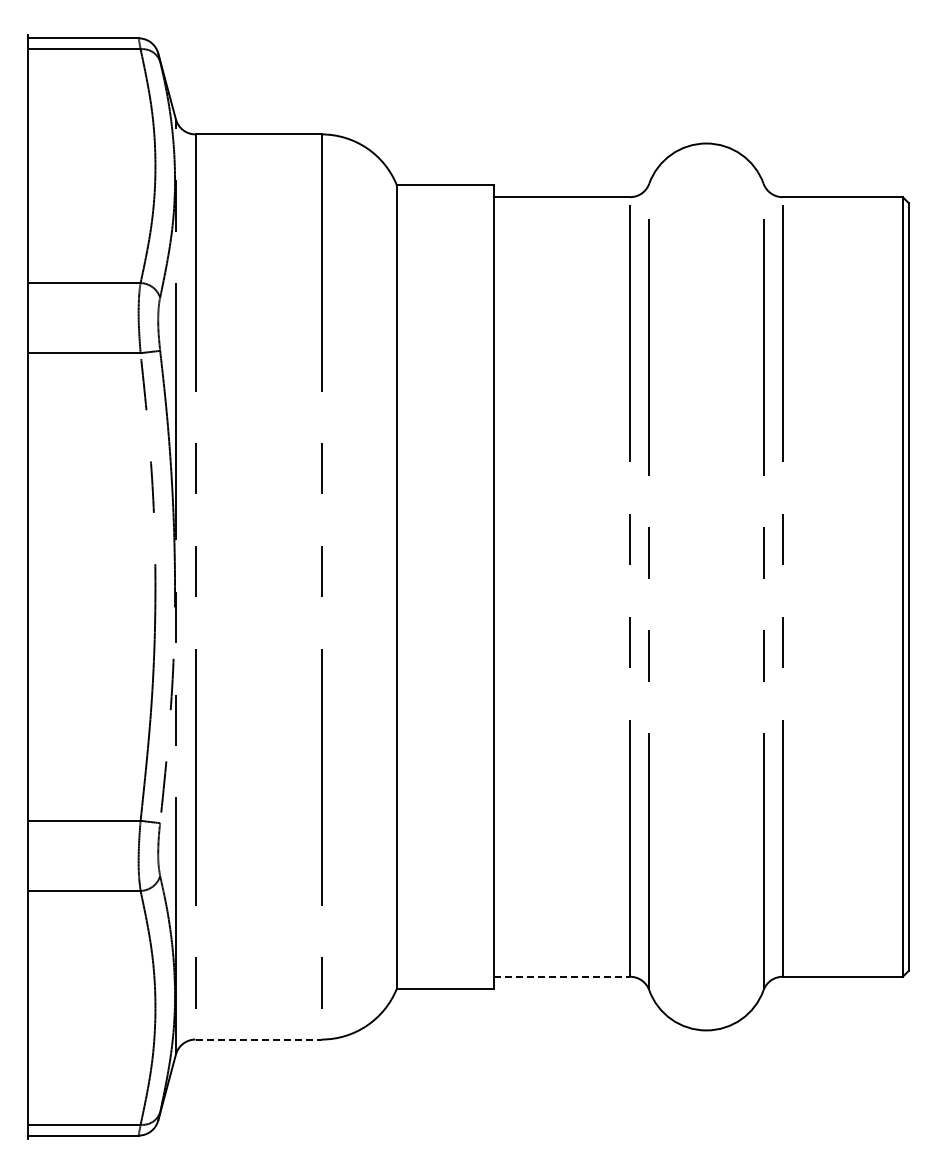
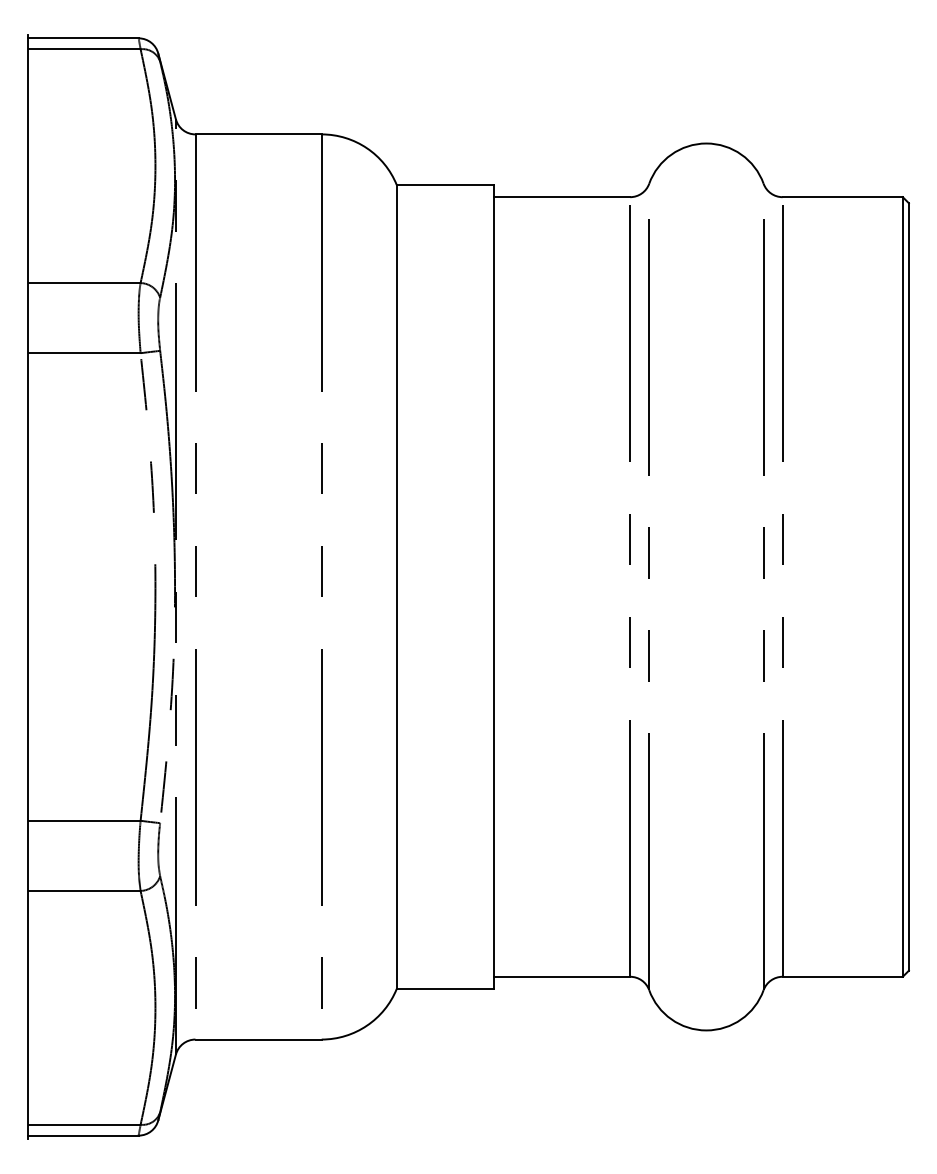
line: dashed -> solid (562, 976)
line: dashed -> solid (259, 1039)
